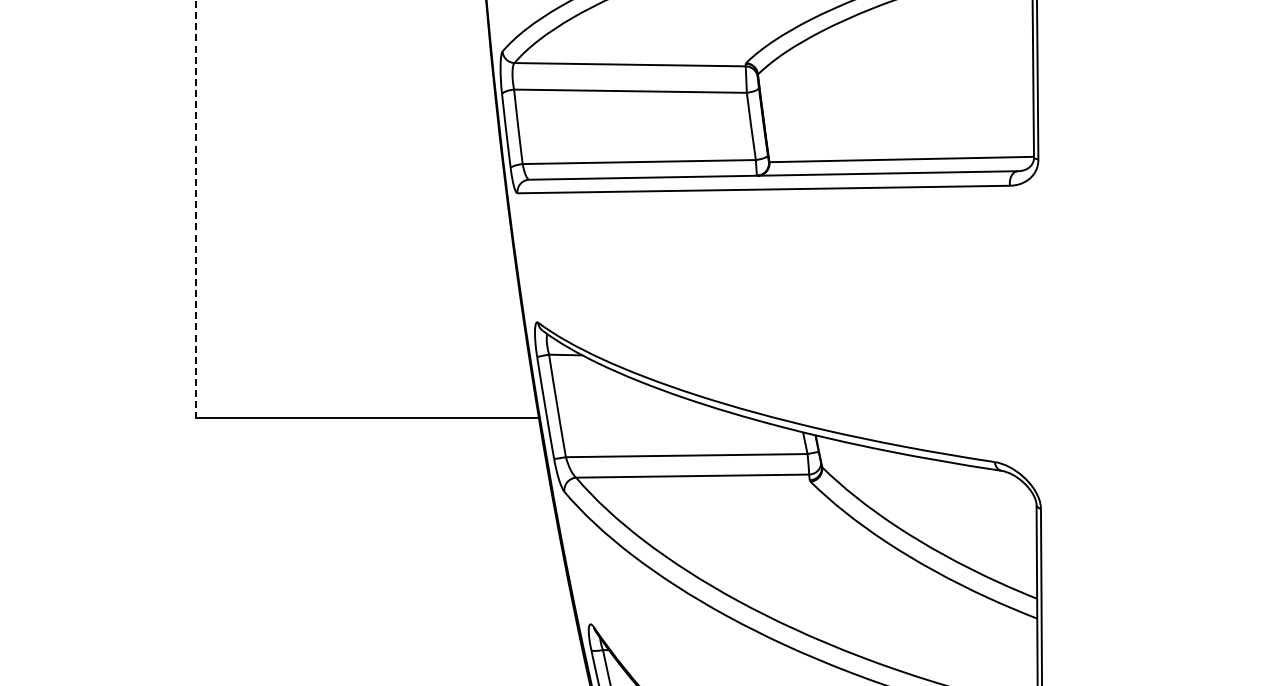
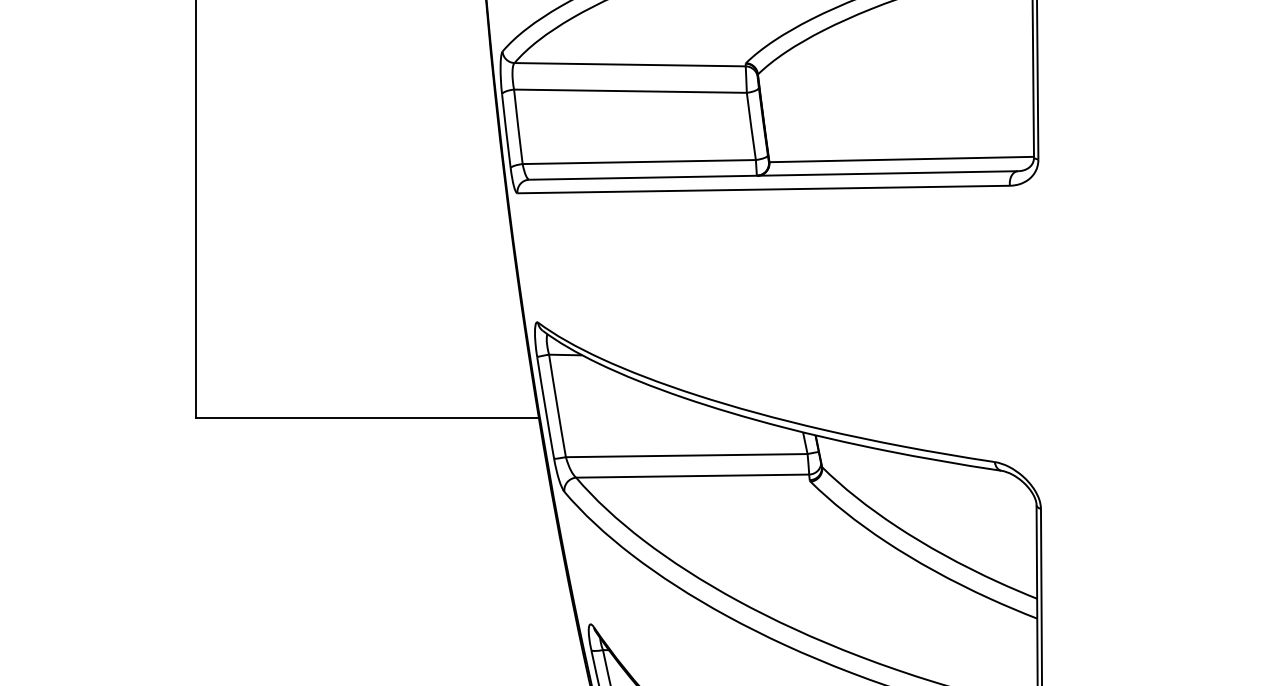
line: dashed -> solid (195, 209)
